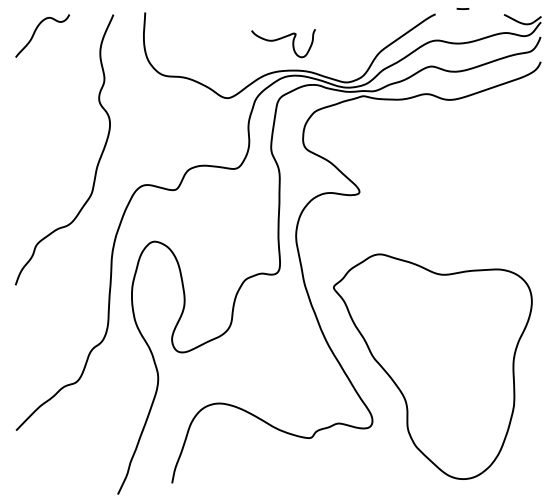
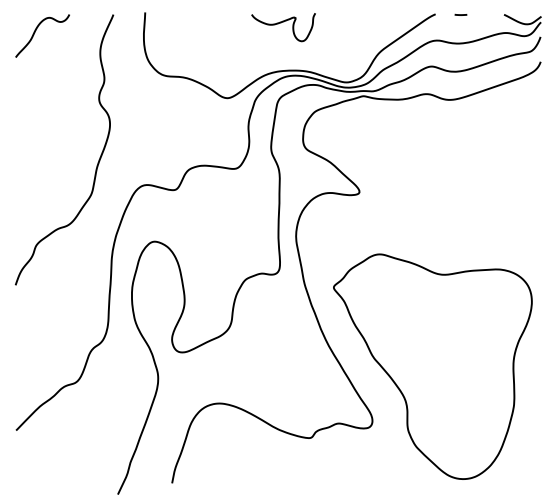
line position: (462, 8) -> (460, 14) (460, 14)
curve position: (281, 39) -> (281, 23) (281, 23)
